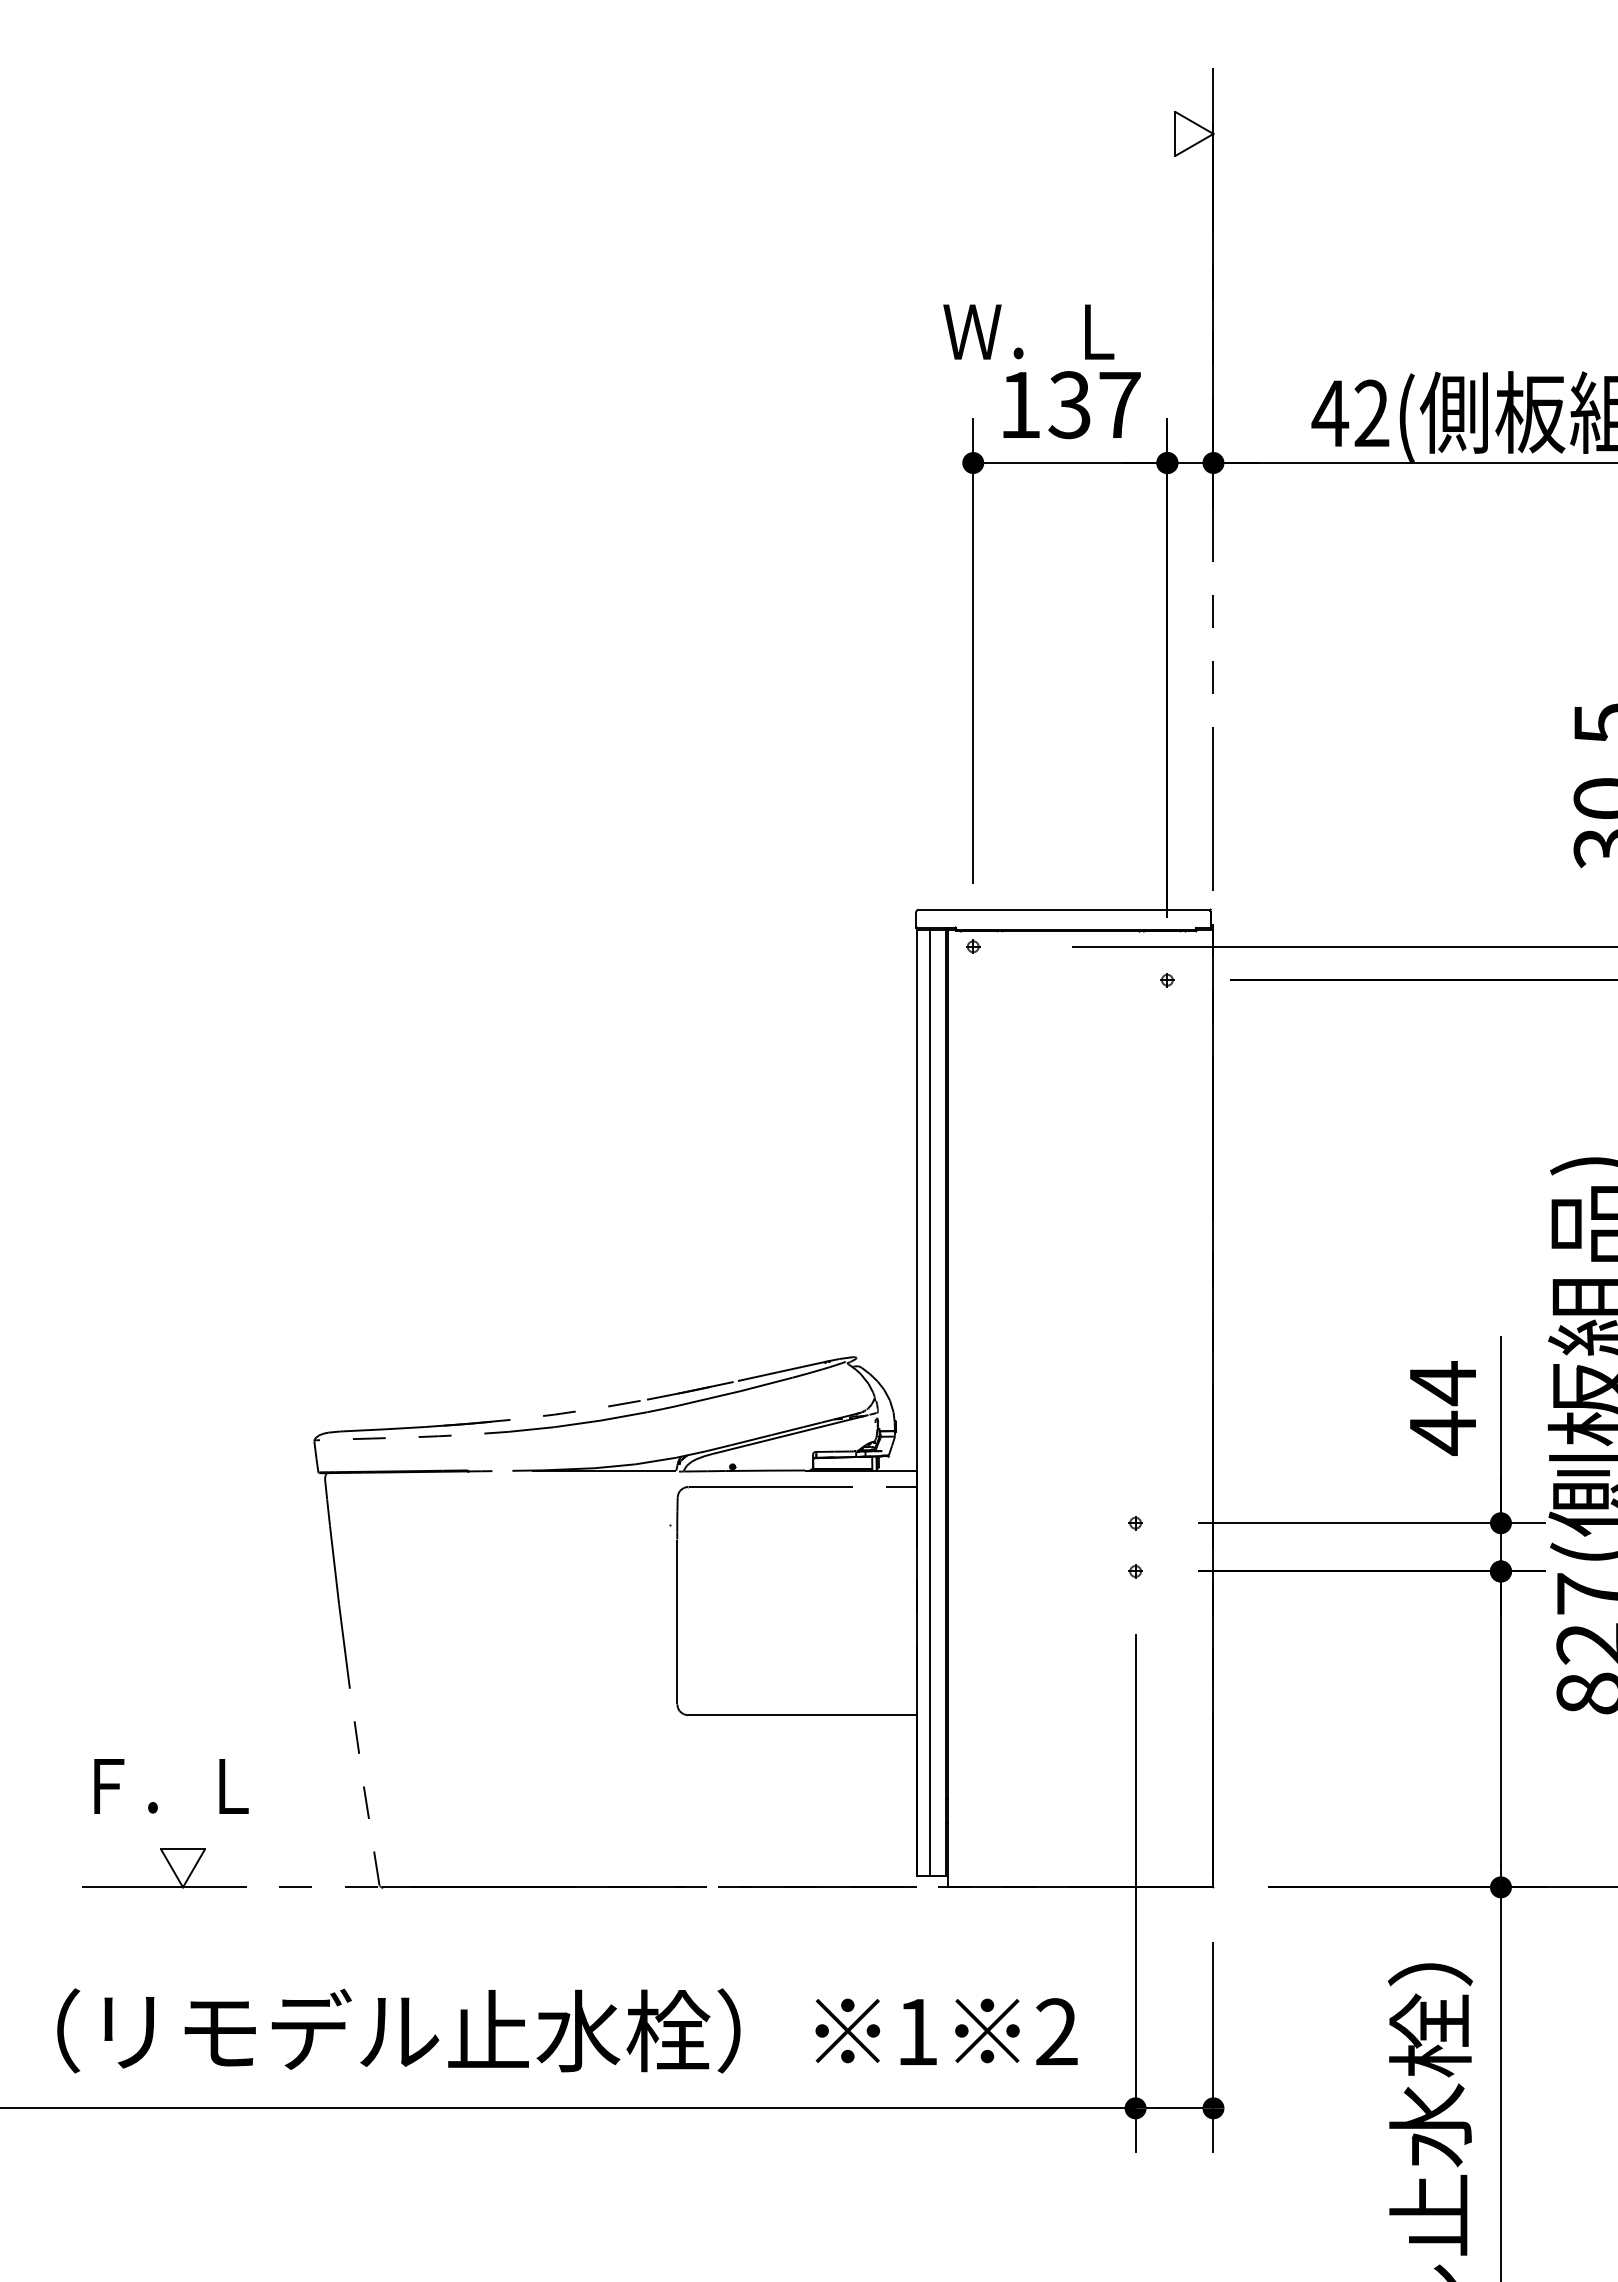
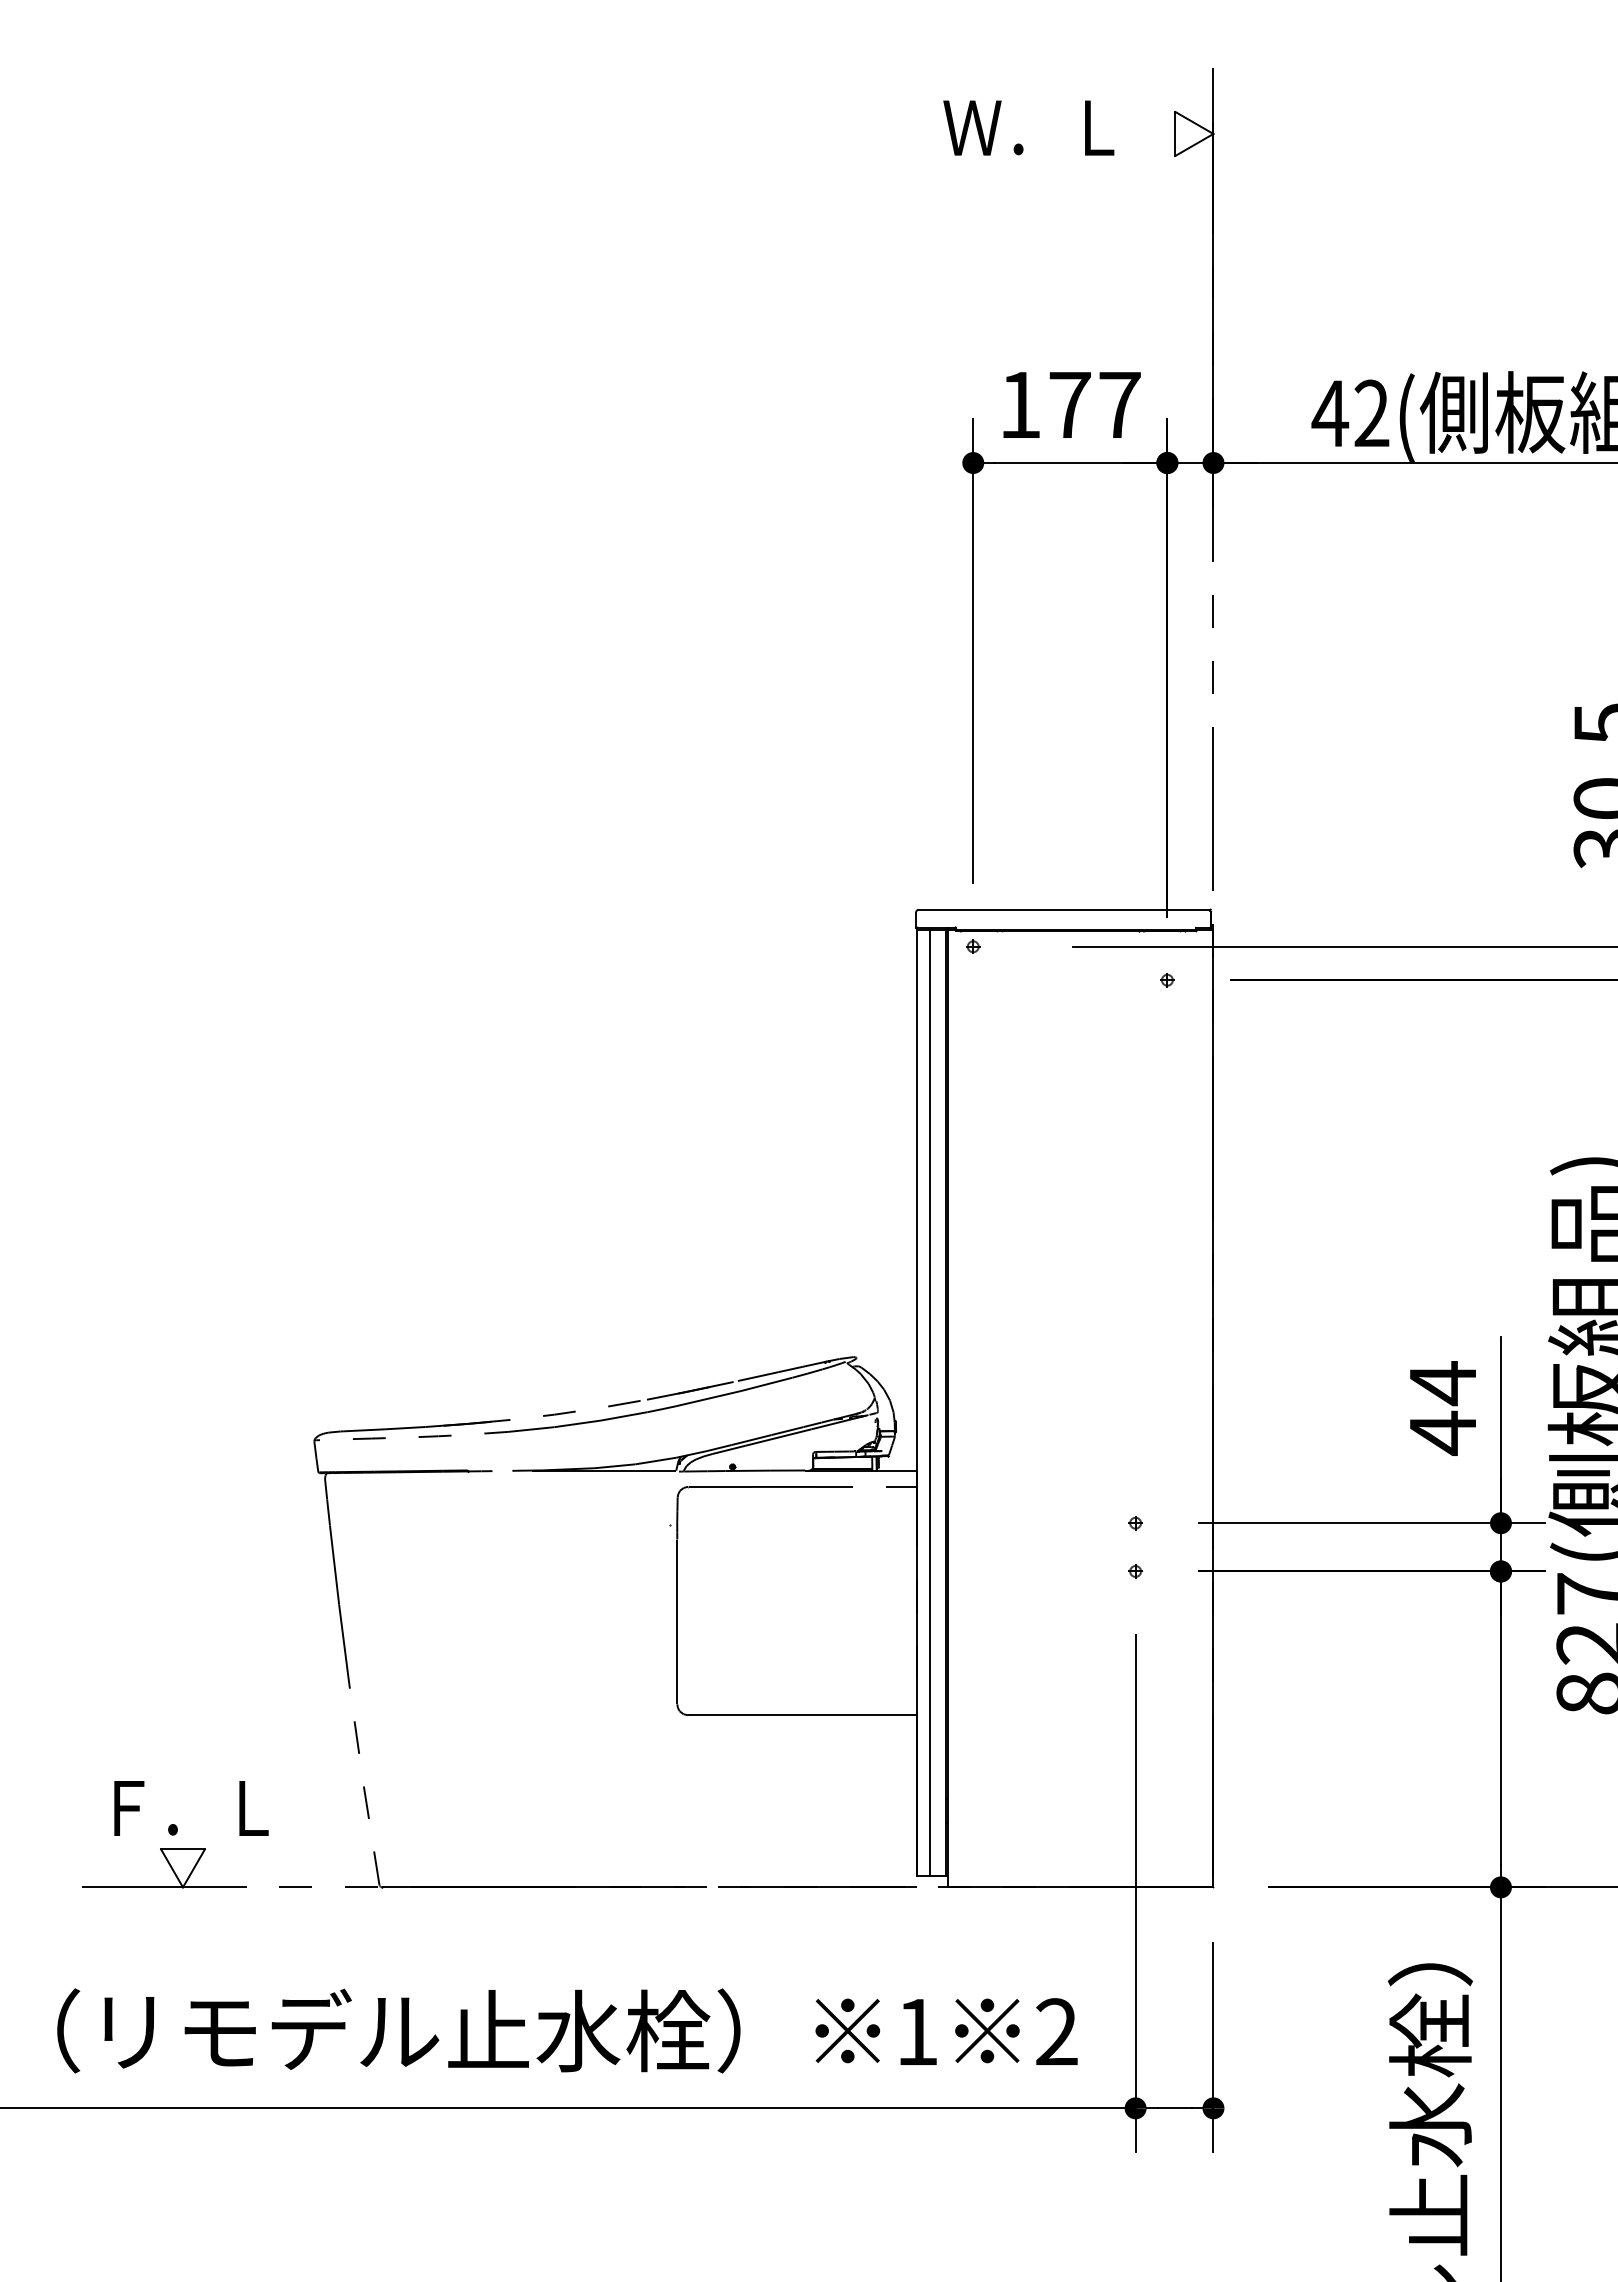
text position: (1028, 331) -> (1028, 127) (1028, 127)
text: 137 -> 177 (1069, 405)
text position: (171, 1786) -> (191, 1808) (191, 1808)
